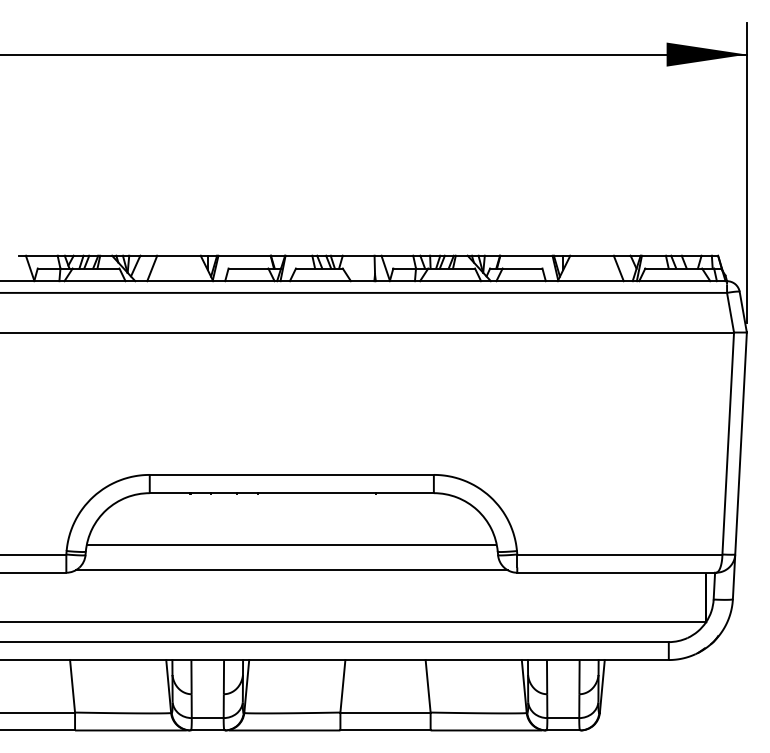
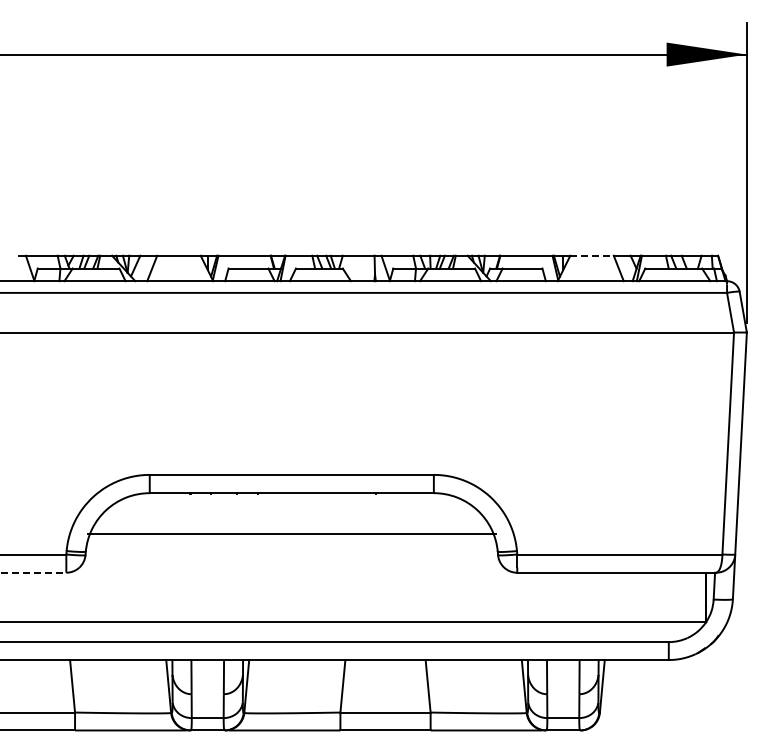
line: solid -> dashed (592, 255)
line position: (291, 544) -> (291, 533) (291, 533)
line: present -> none (291, 570)
line: solid -> dashed (33, 572)
